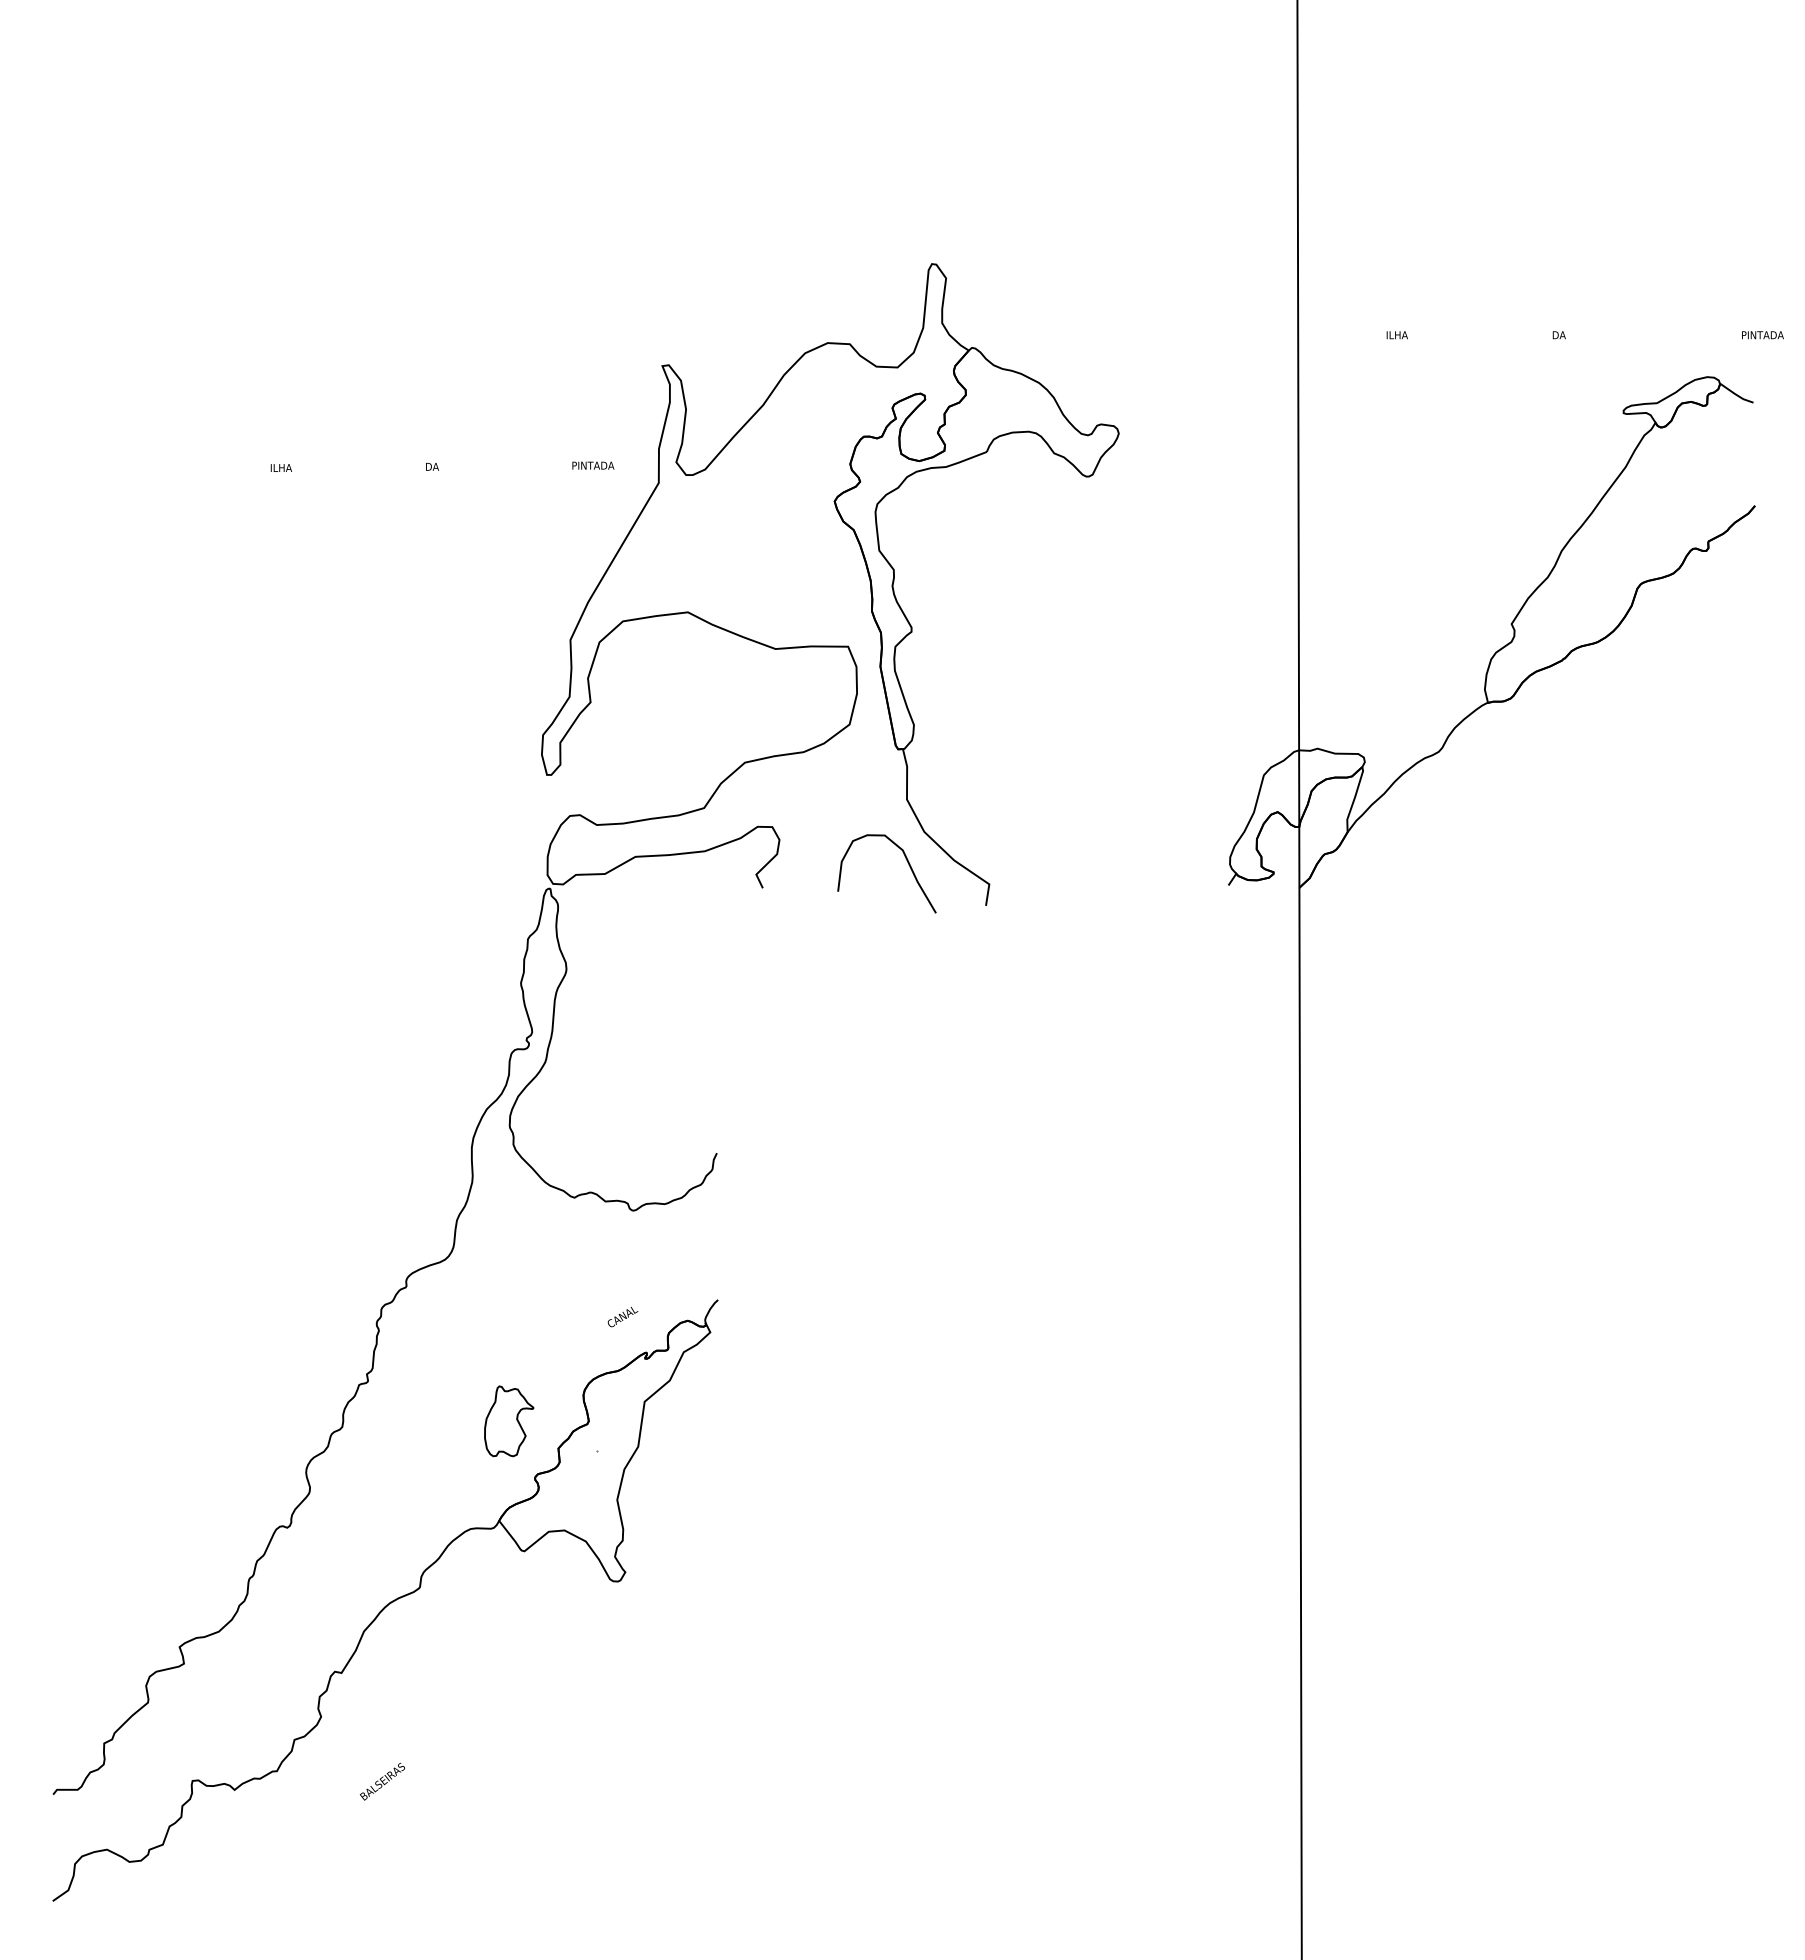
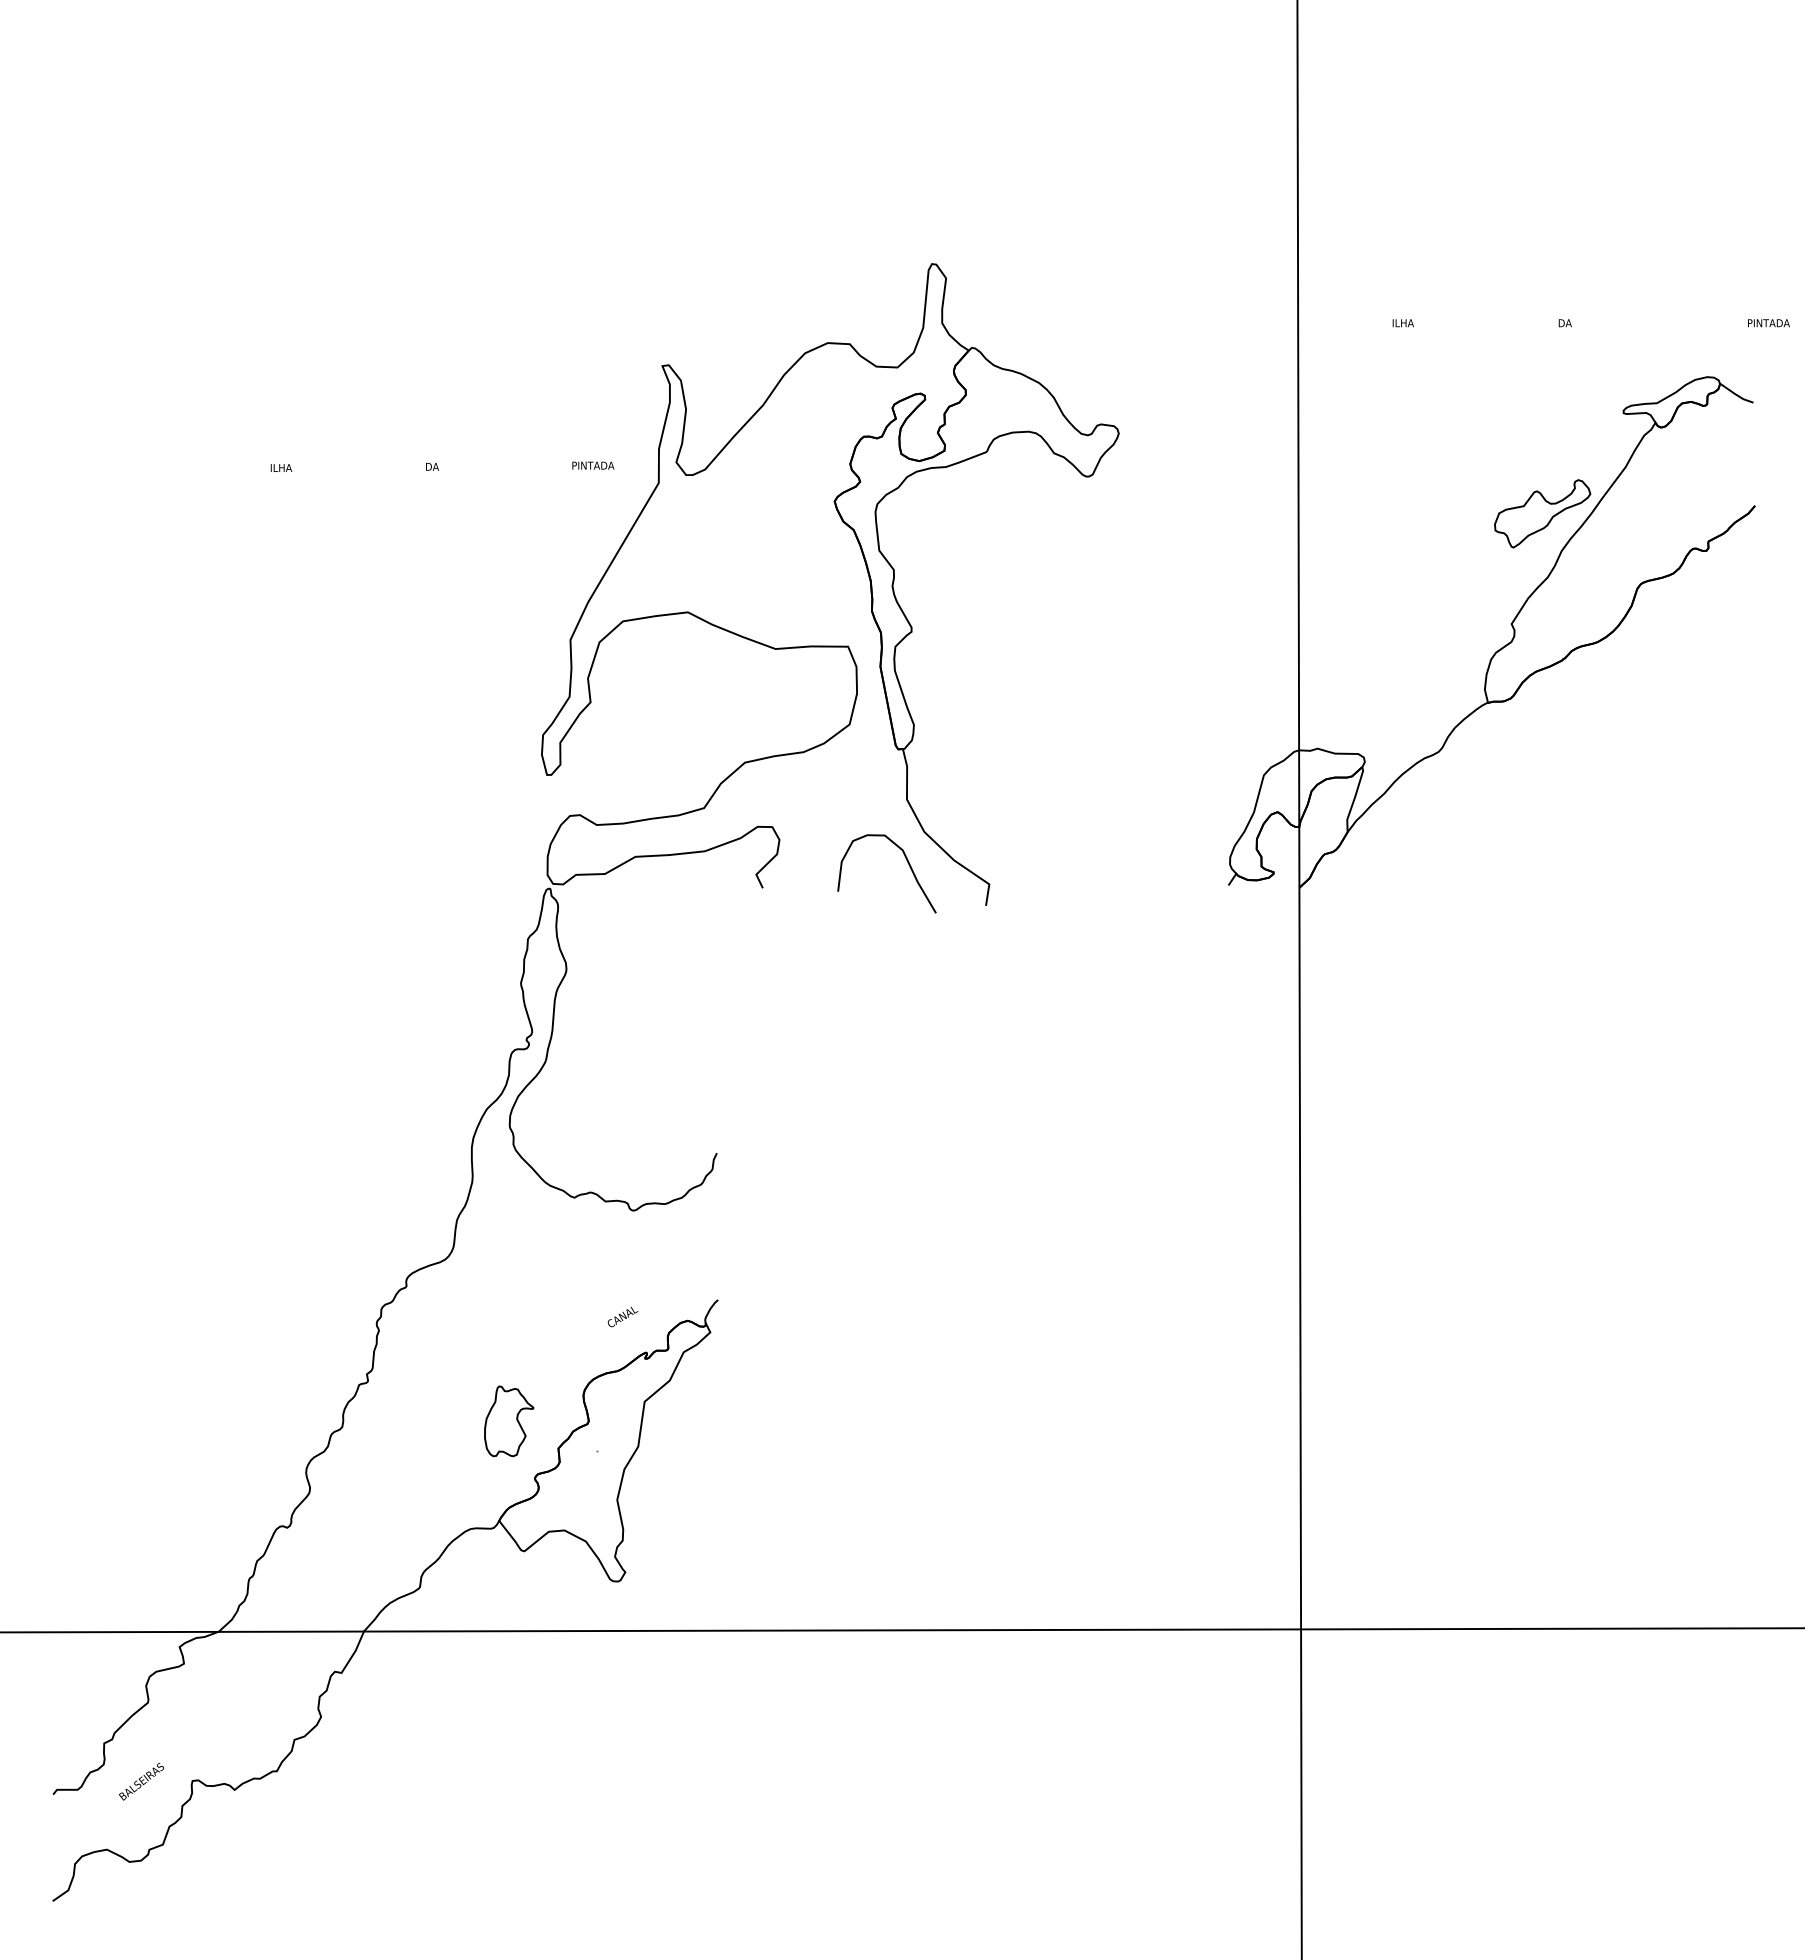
text position: (1584, 335) -> (1590, 323) (1590, 323)
part: none -> present (1542, 513)
line: none -> present (901, 1630)
text position: (381, 1781) -> (140, 1781) (140, 1781)
